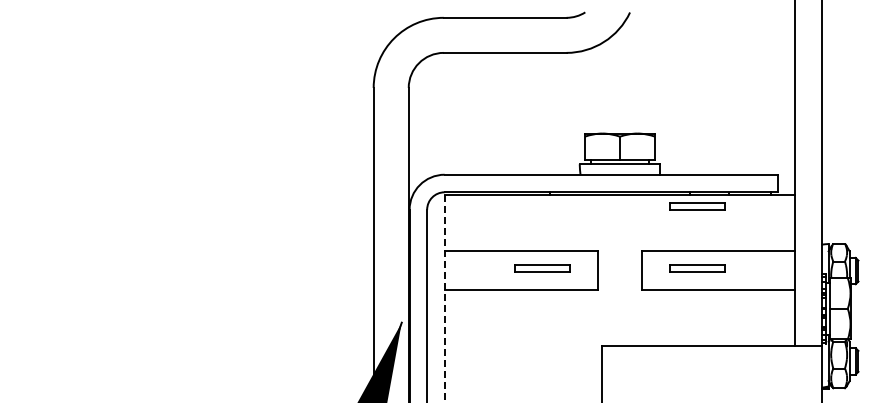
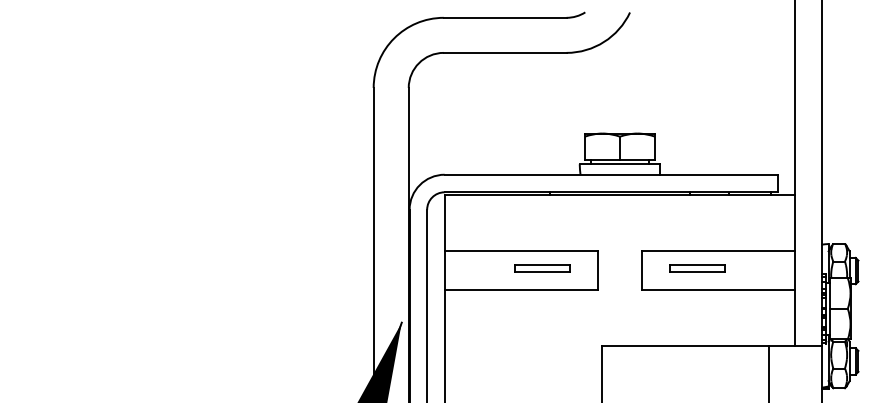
part: present -> none (697, 206)
line: dashed -> solid (444, 298)
line: none -> present (769, 371)
